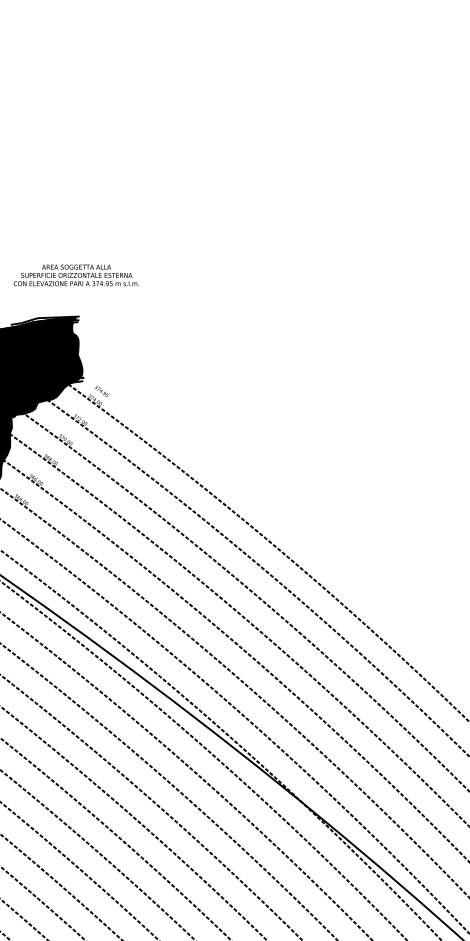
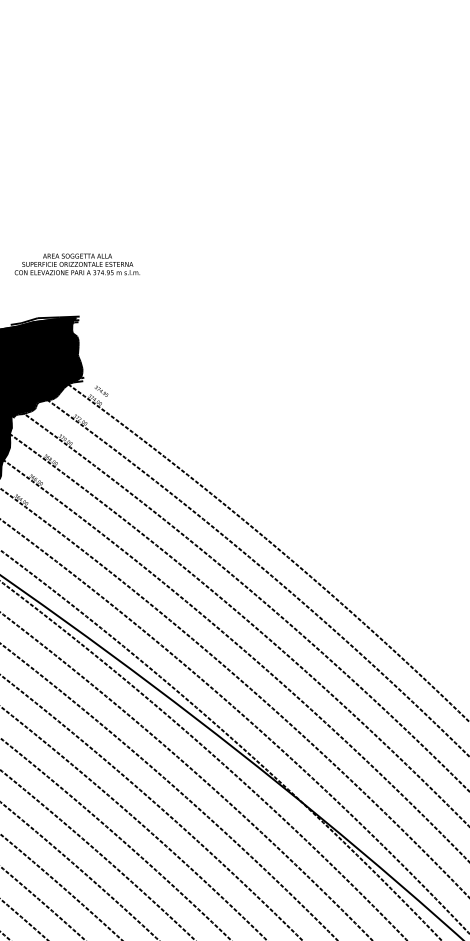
text position: (75, 275) -> (76, 264) (76, 264)
